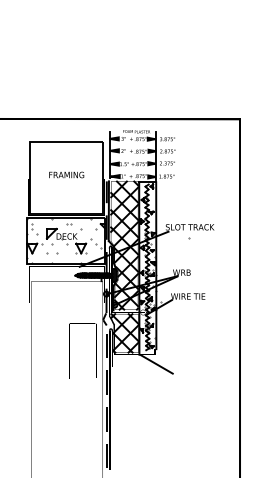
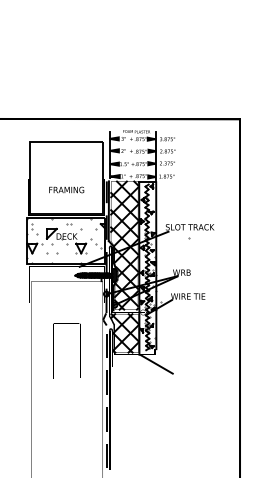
text position: (66, 174) -> (66, 189) (66, 189)
part position: (69, 350) -> (53, 350) (53, 350)
